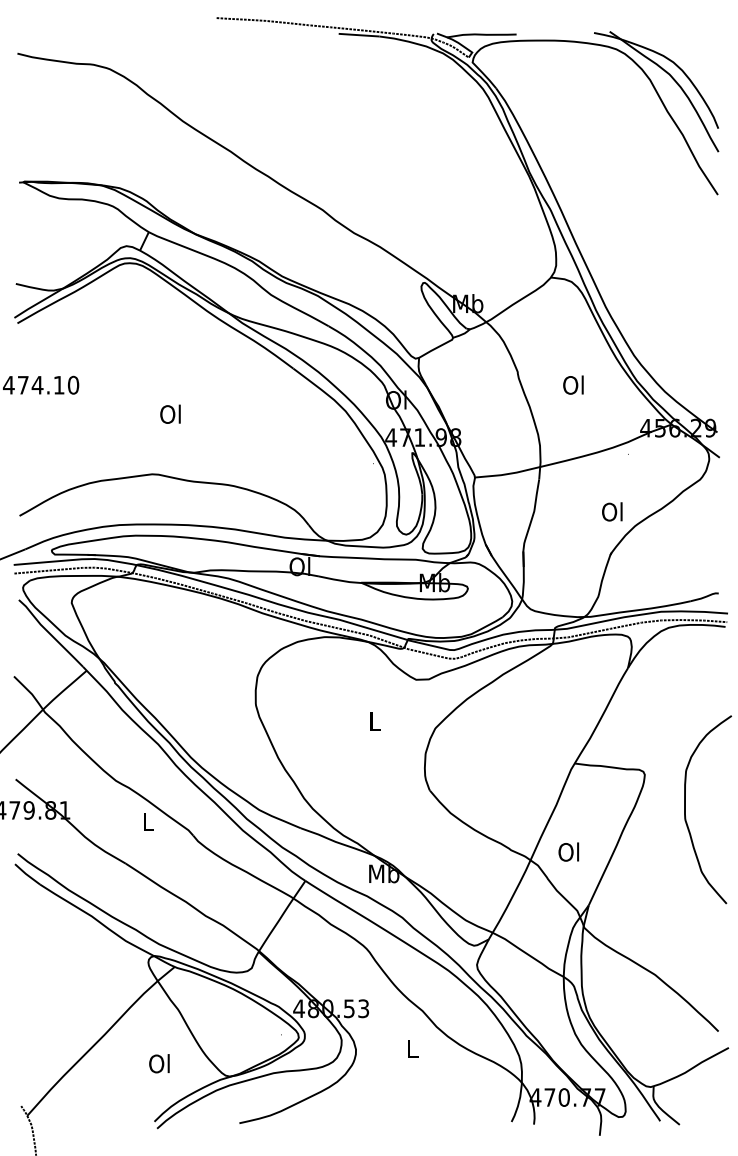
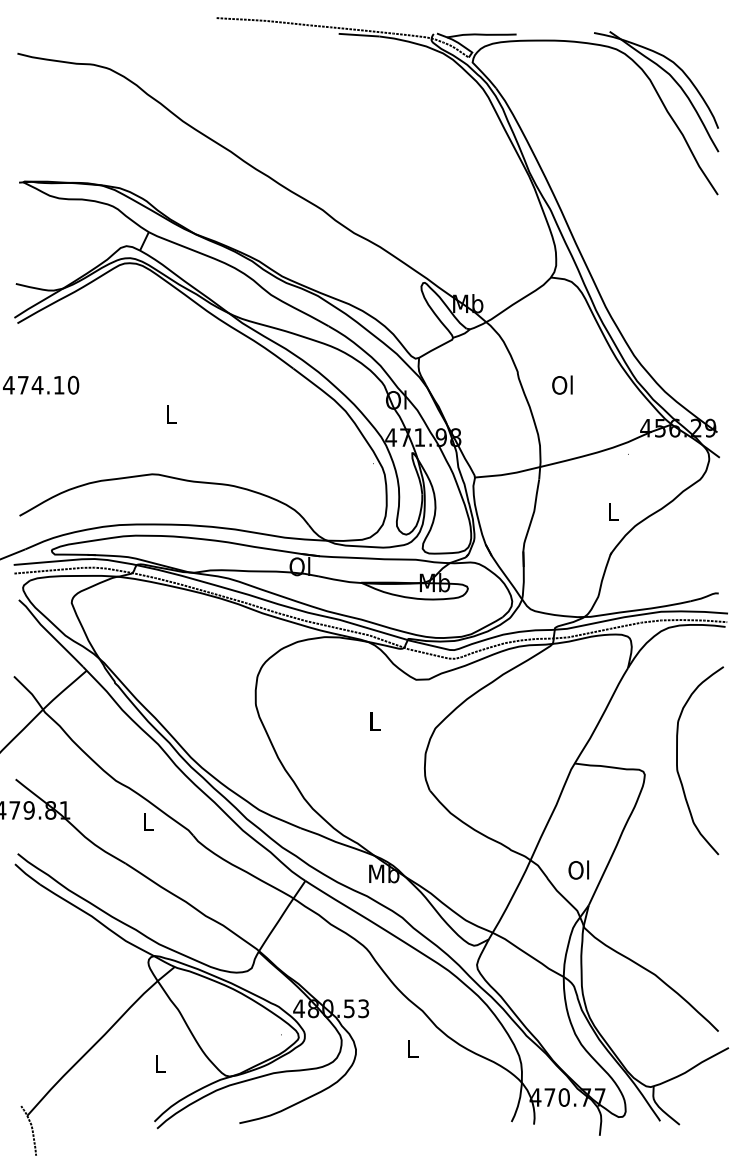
text position: (573, 384) -> (562, 384) (562, 384)
text: Ol -> L (170, 413)
text: Ol -> L (612, 511)
curve position: (685, 809) -> (677, 760) (677, 760)
text position: (568, 851) -> (578, 869) (578, 869)
text: Ol -> L (159, 1063)
